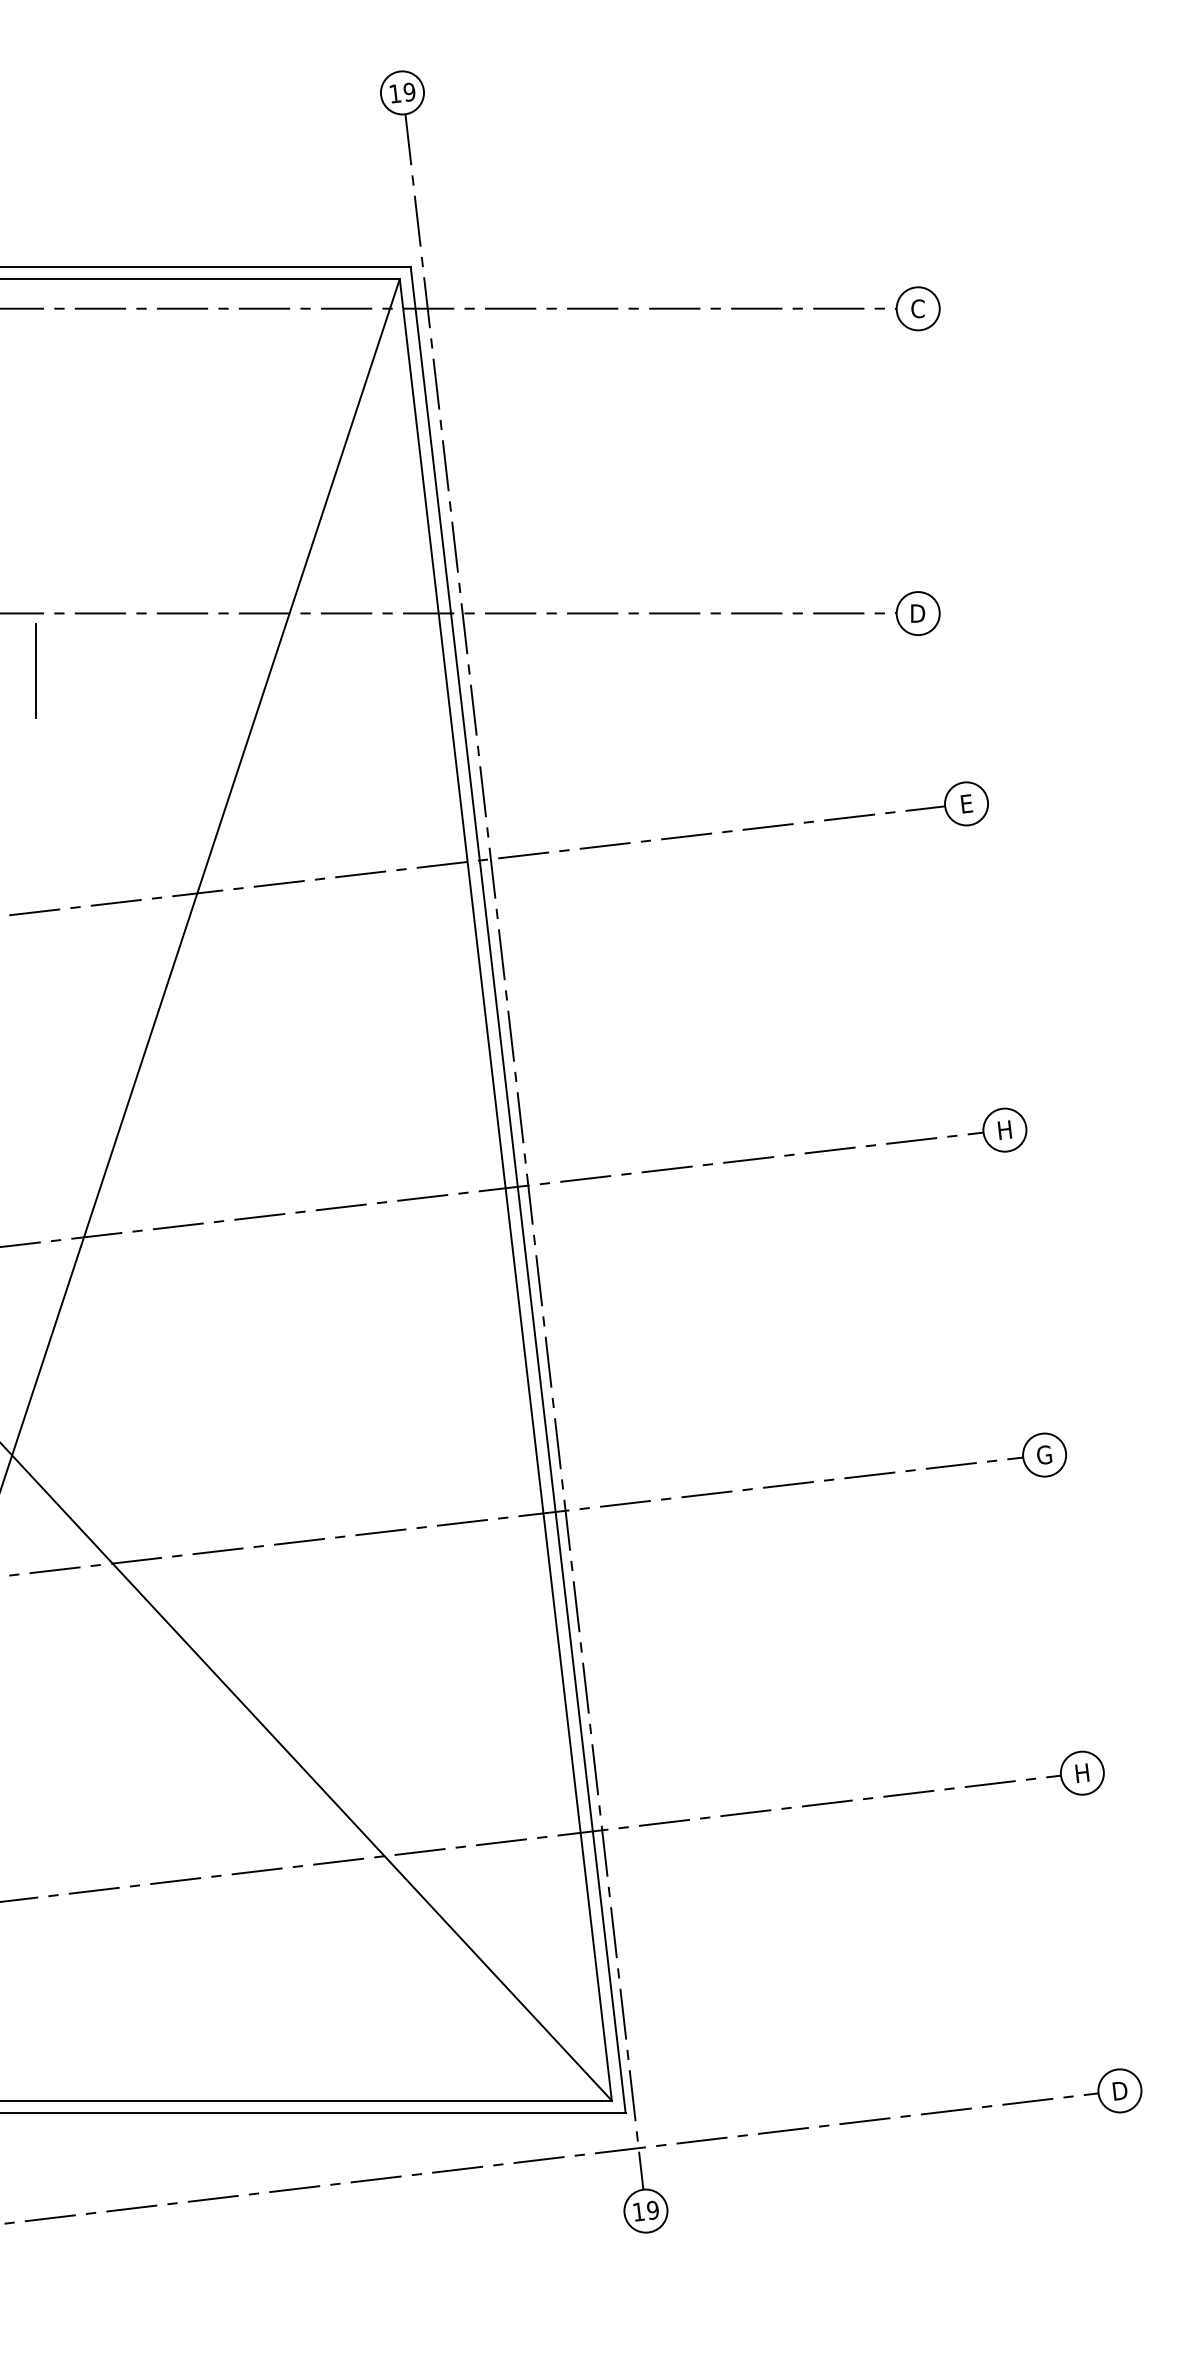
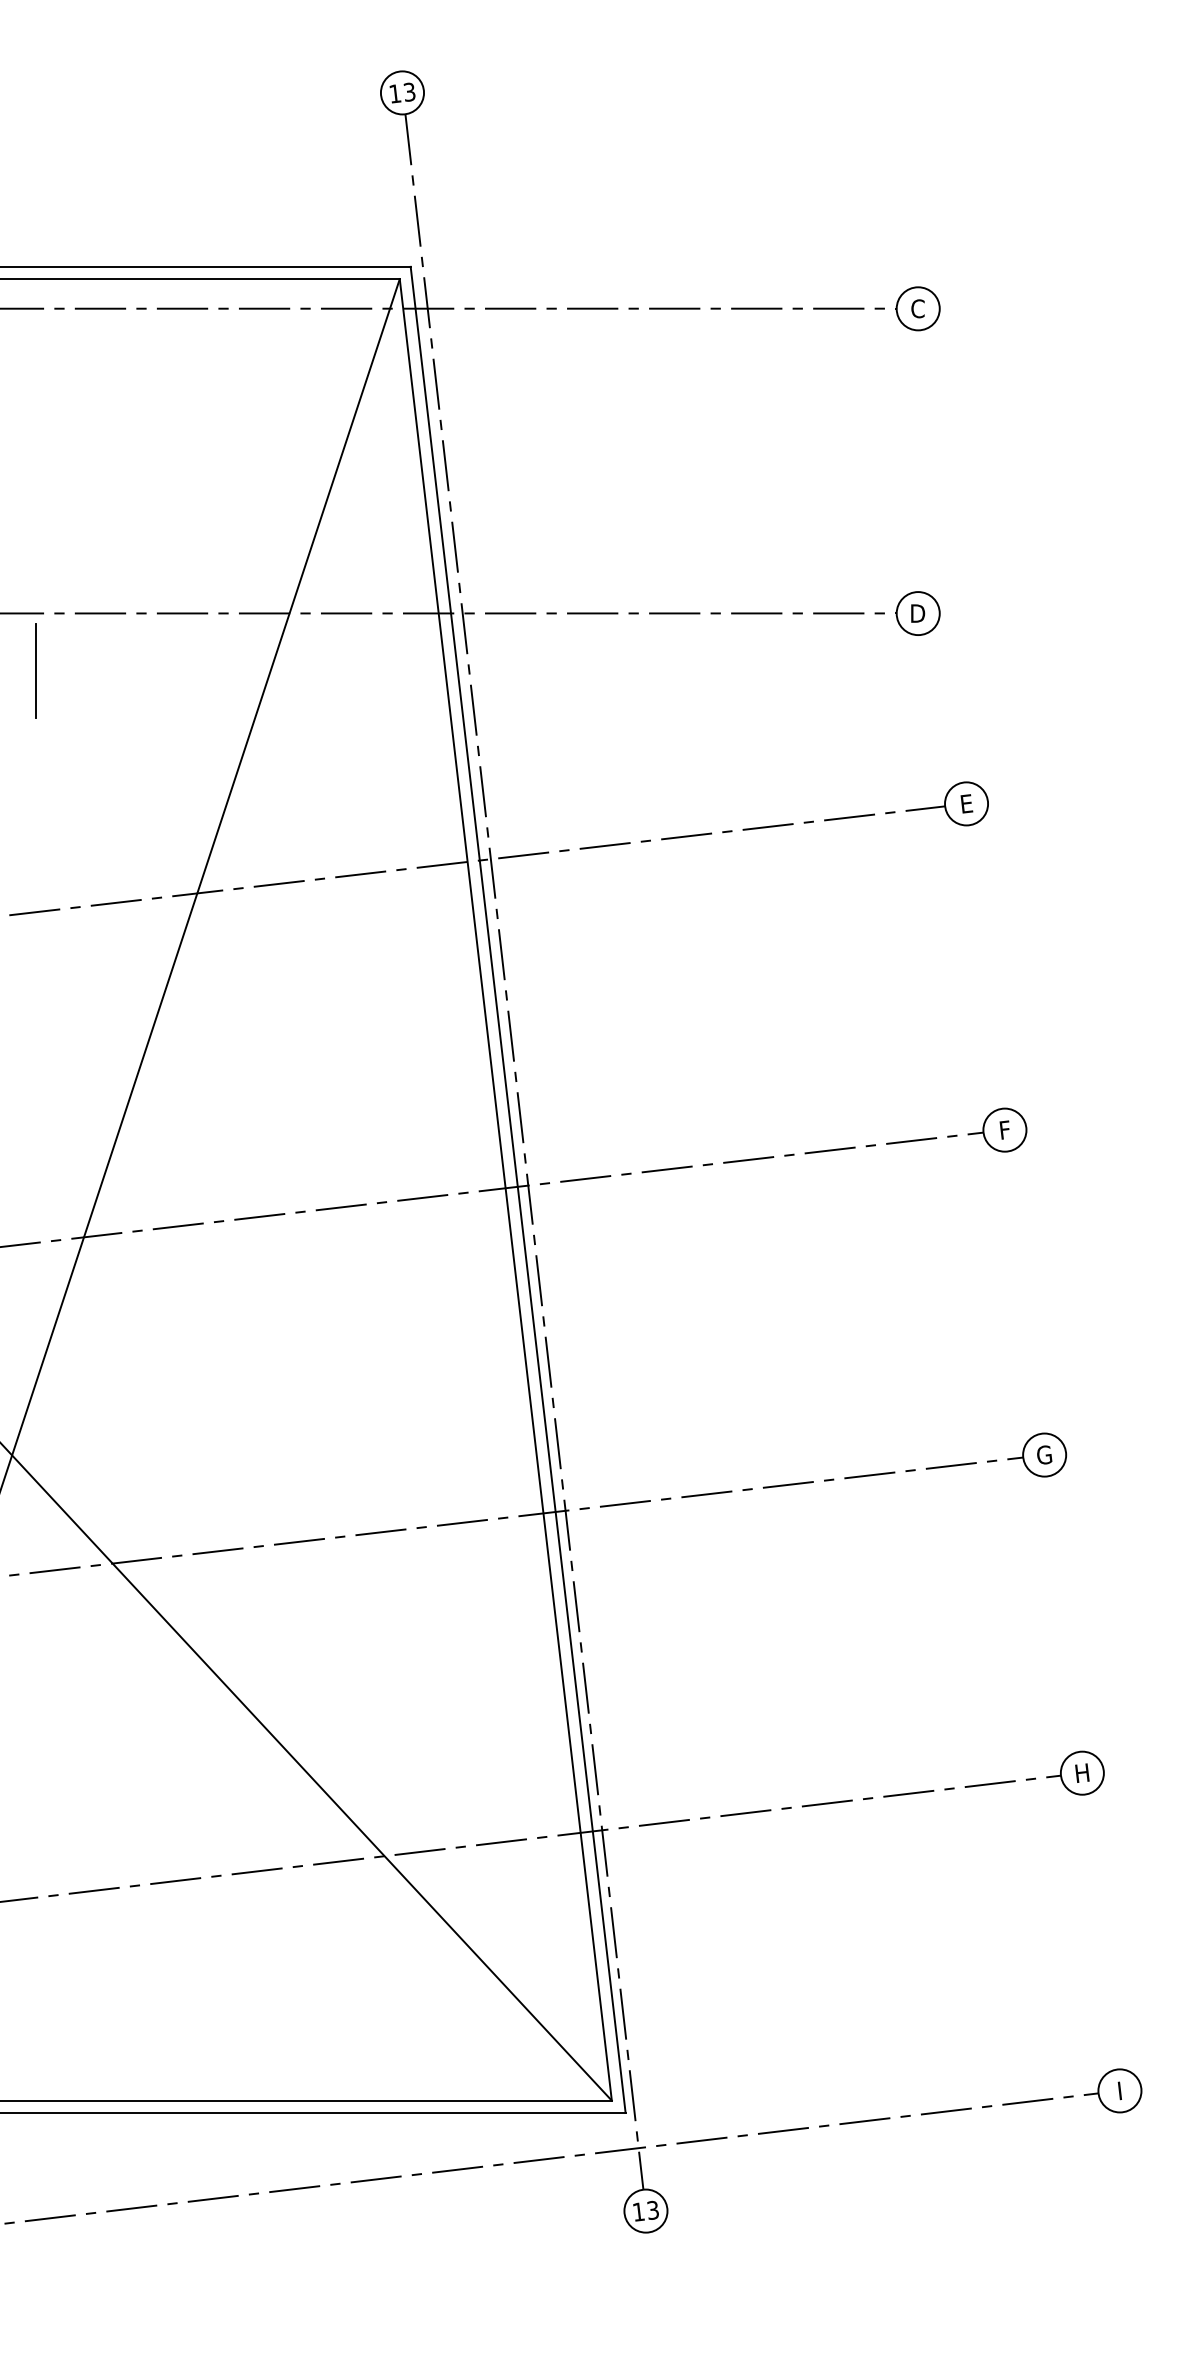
text: 19 -> 13 (409, 92)
text: H -> F (1004, 1129)
text: D -> I (1119, 2090)
text: 19 -> 13 (652, 2210)
